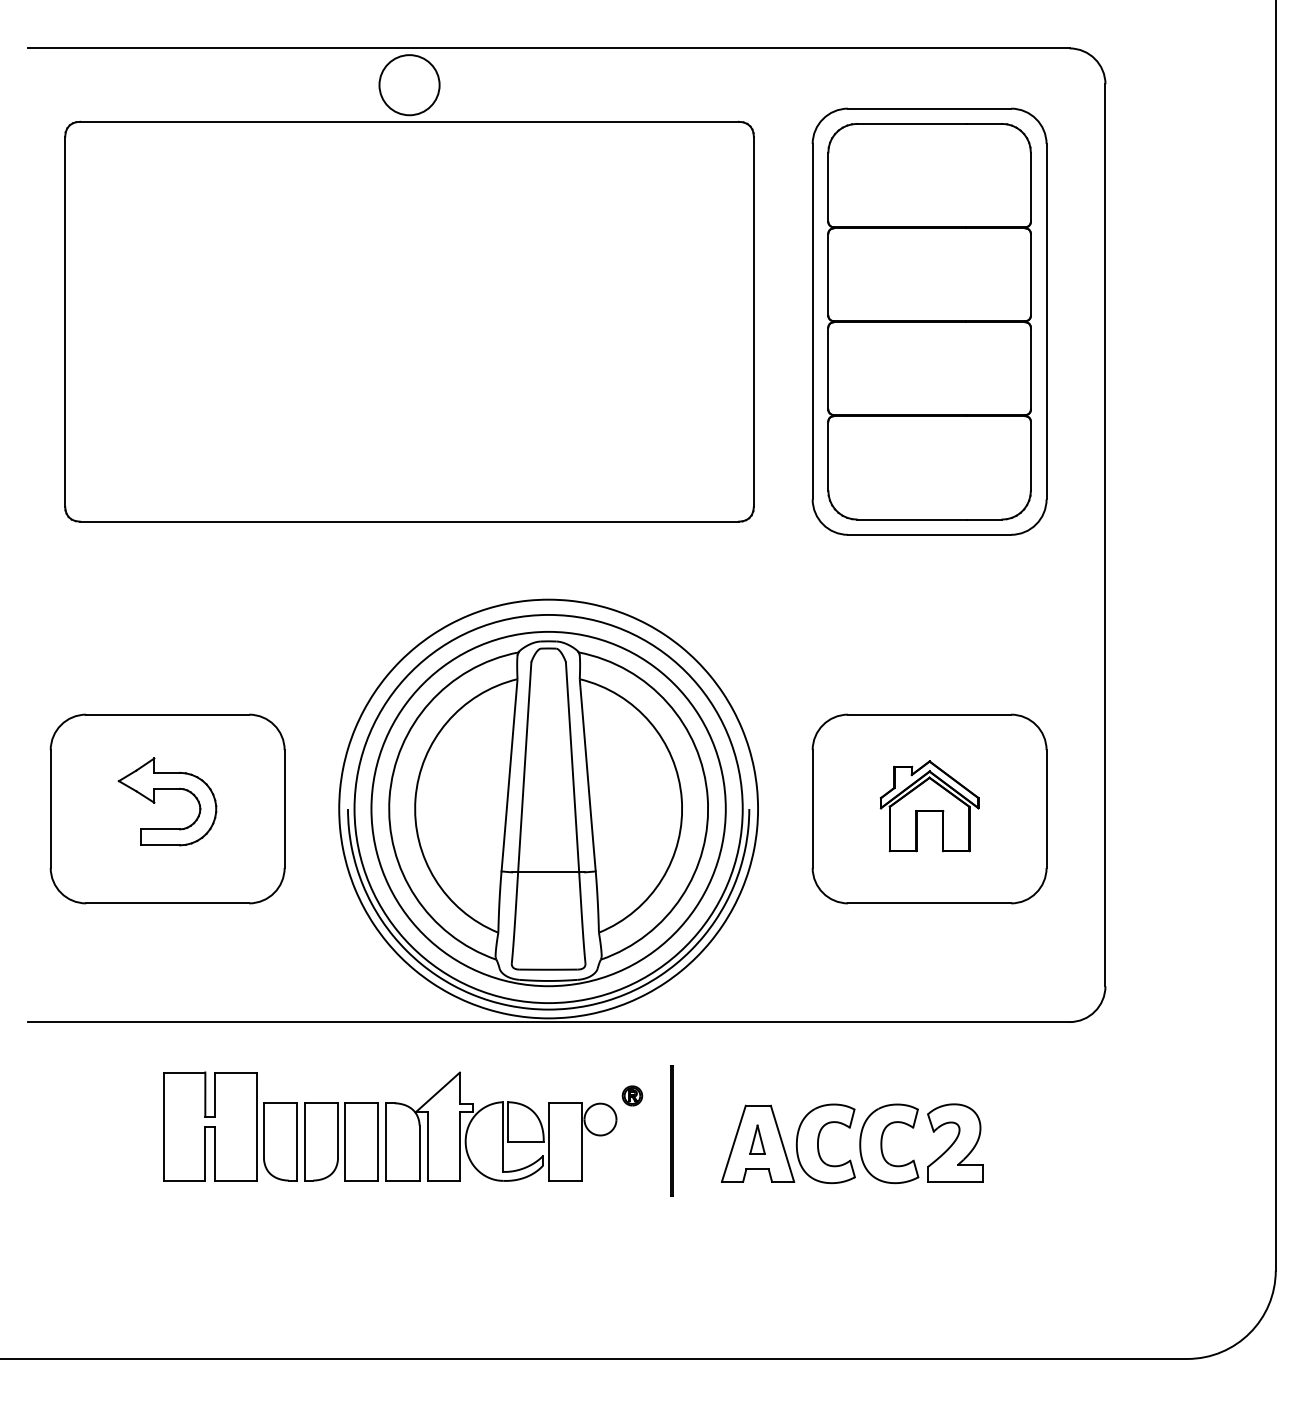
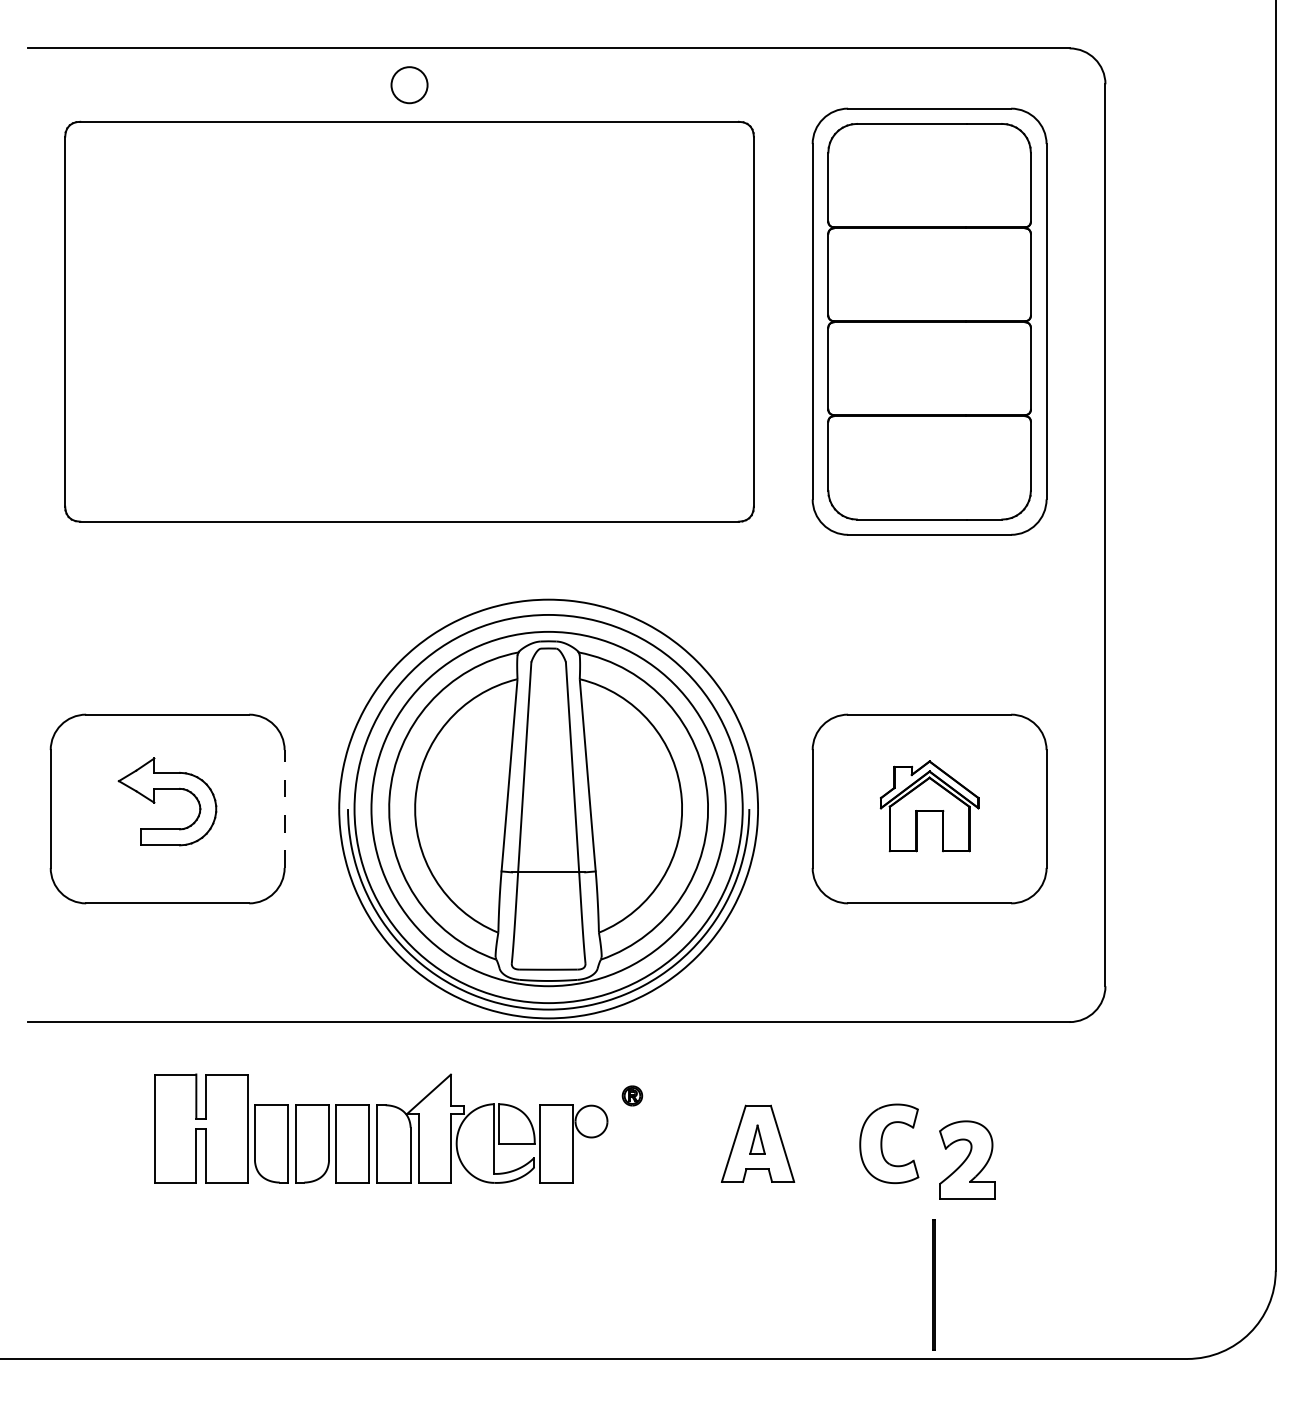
circle diameter: 60 px -> 36 px (409, 85)
line: solid -> dashed (284, 809)
part position: (390, 1126) -> (381, 1128) (381, 1128)
line position: (671, 1130) -> (933, 1284) (933, 1284)
part position: (955, 1142) -> (967, 1159) (967, 1159)
part: present -> none (818, 1143)
